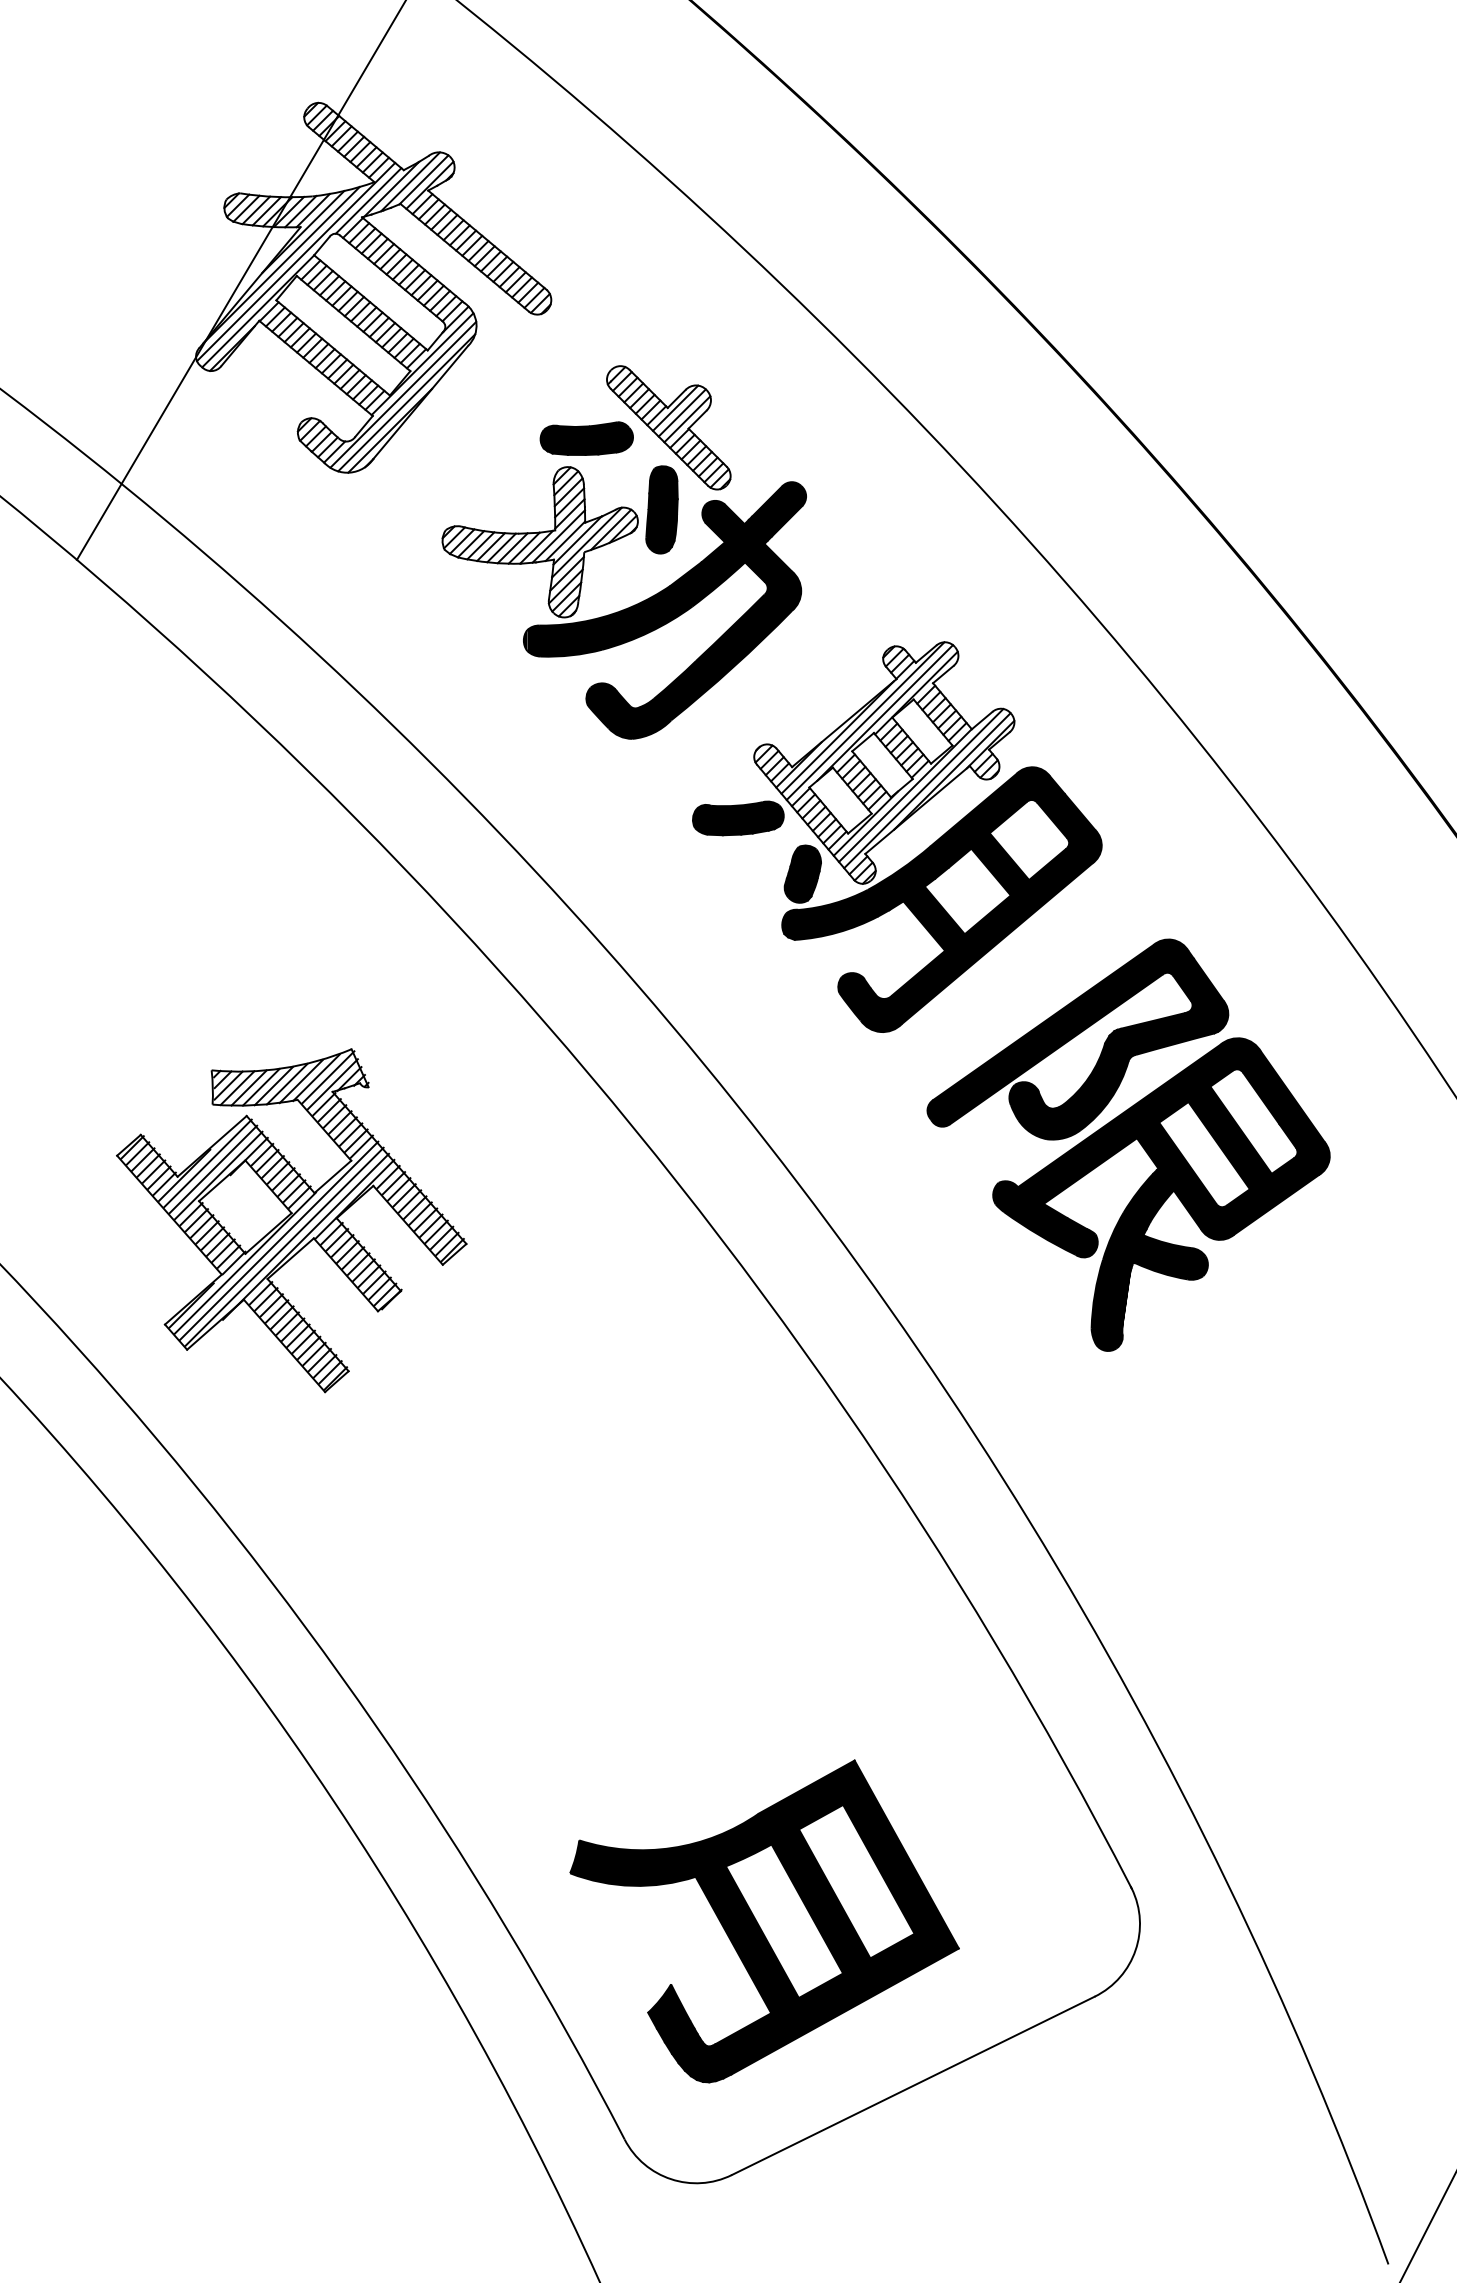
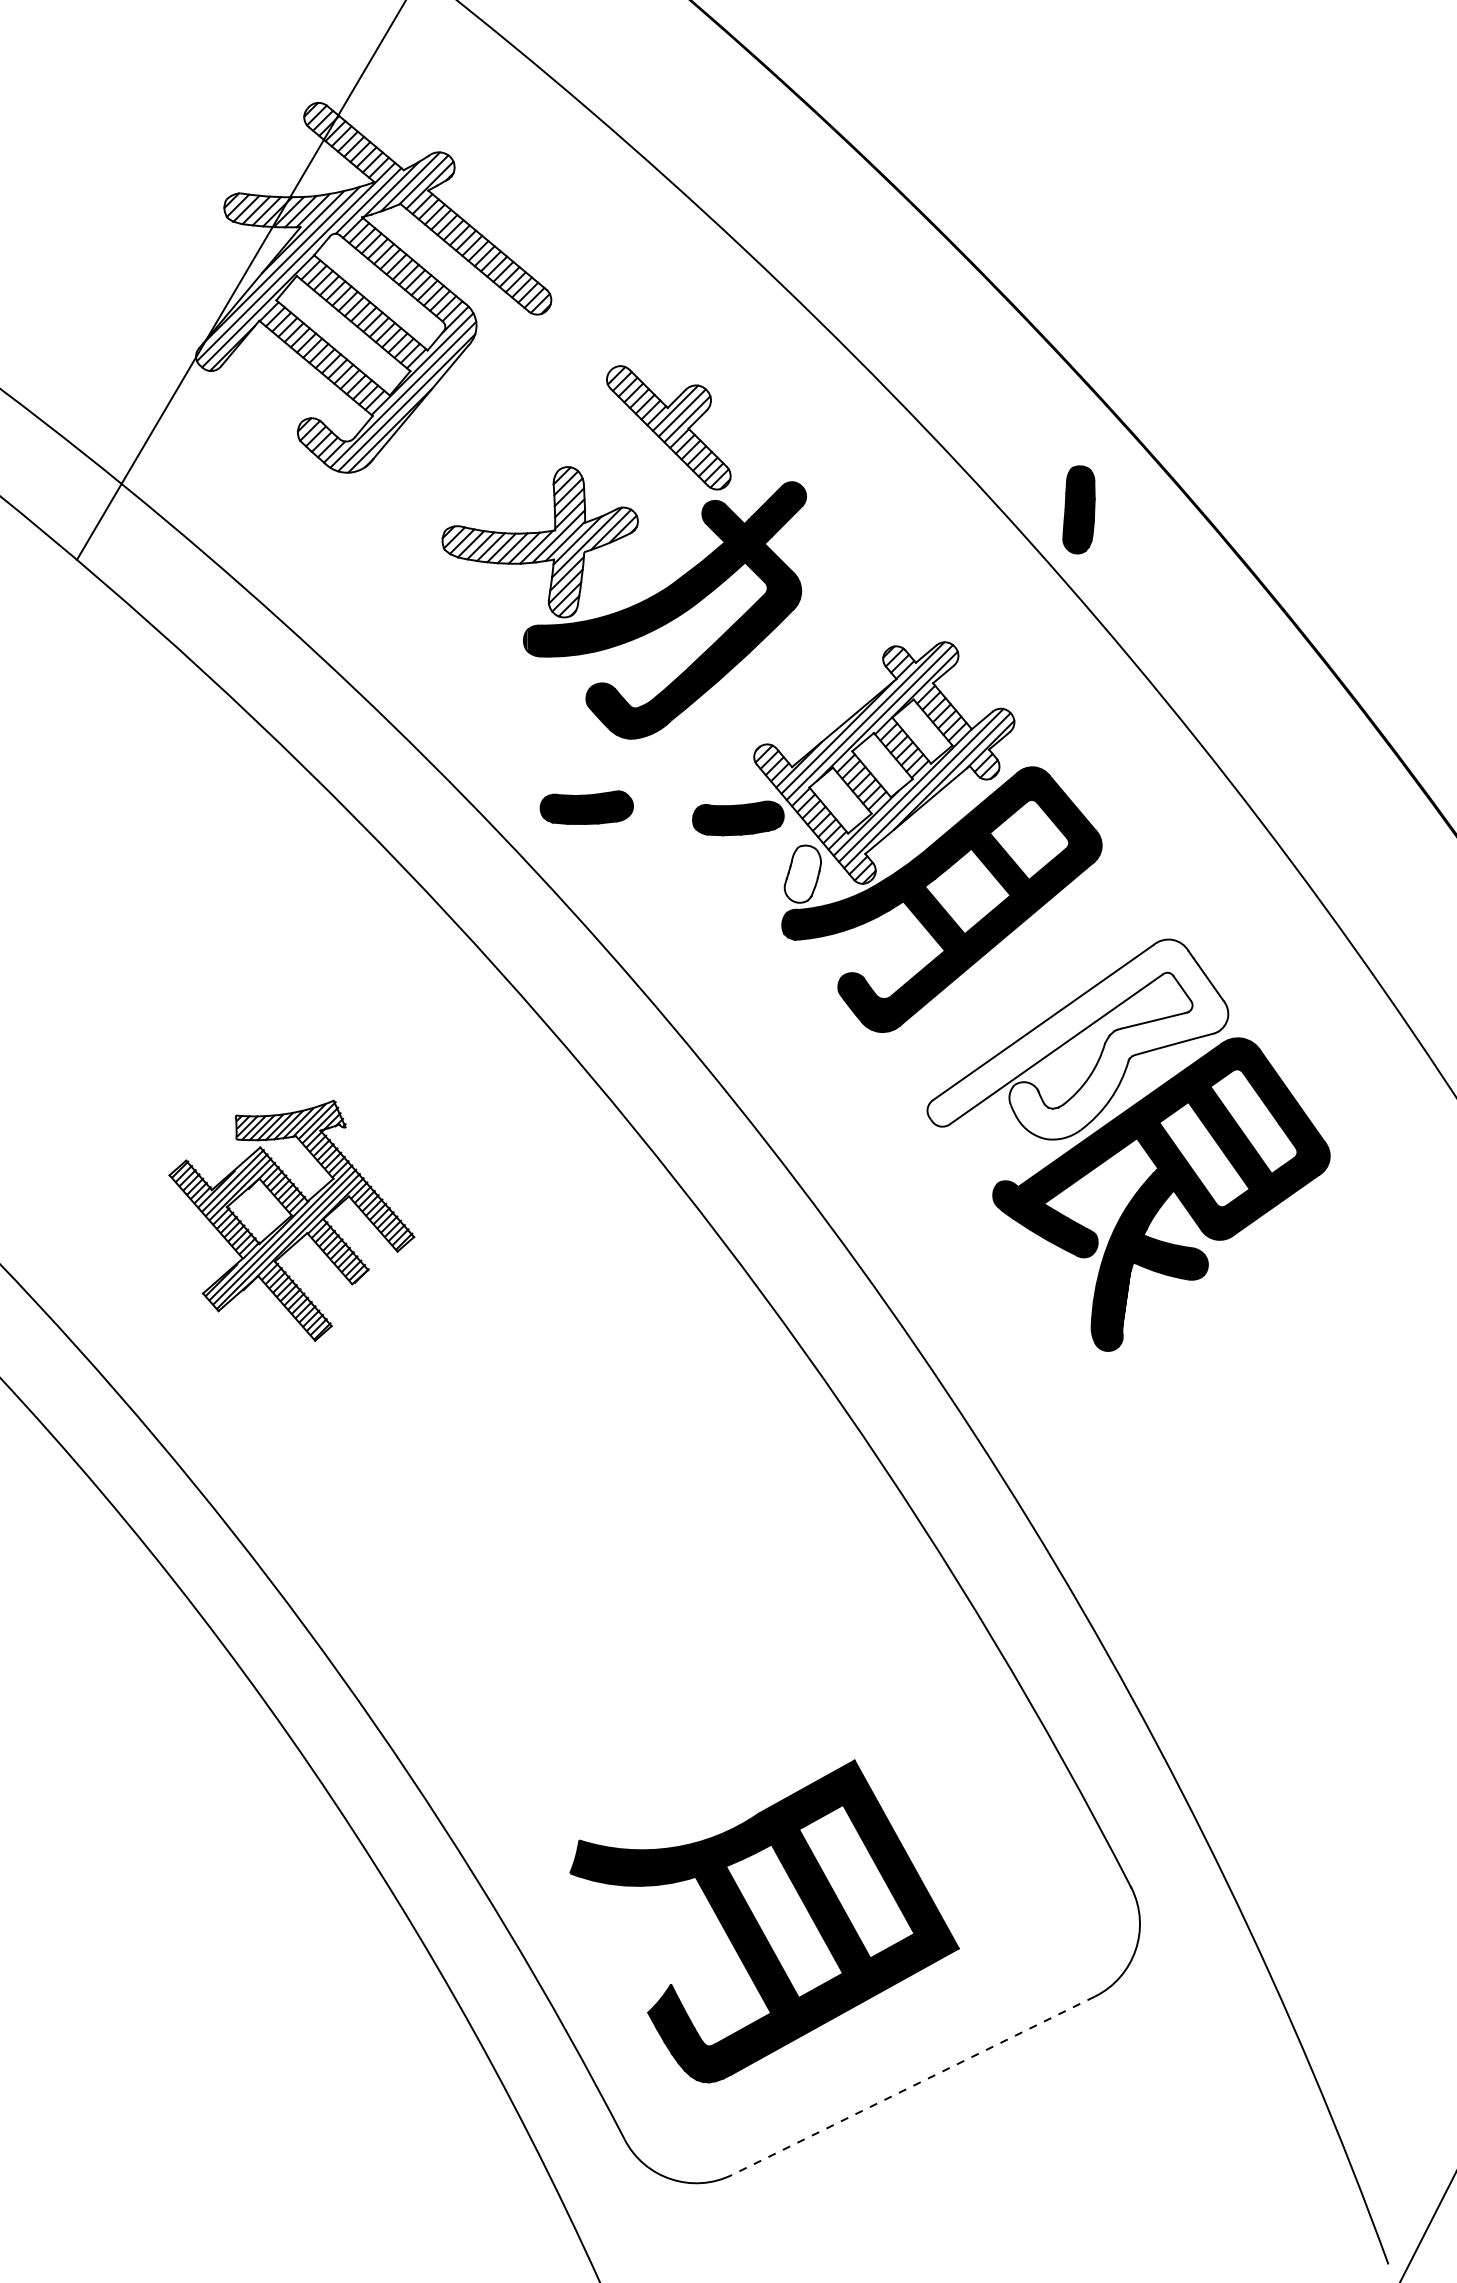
part position: (586, 438) -> (586, 807) (586, 807)
part position: (661, 509) -> (1078, 509) (1078, 509)
fill: present -> none (802, 873)
fill: present -> none (1077, 1039)
part size: 352x346 px -> 248x243 px (291, 1220)
line: solid -> dashed (912, 2086)
